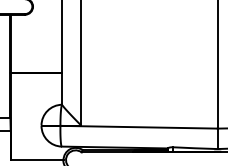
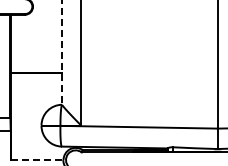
line: solid -> dashed (62, 52)
line: solid -> dashed (37, 160)
